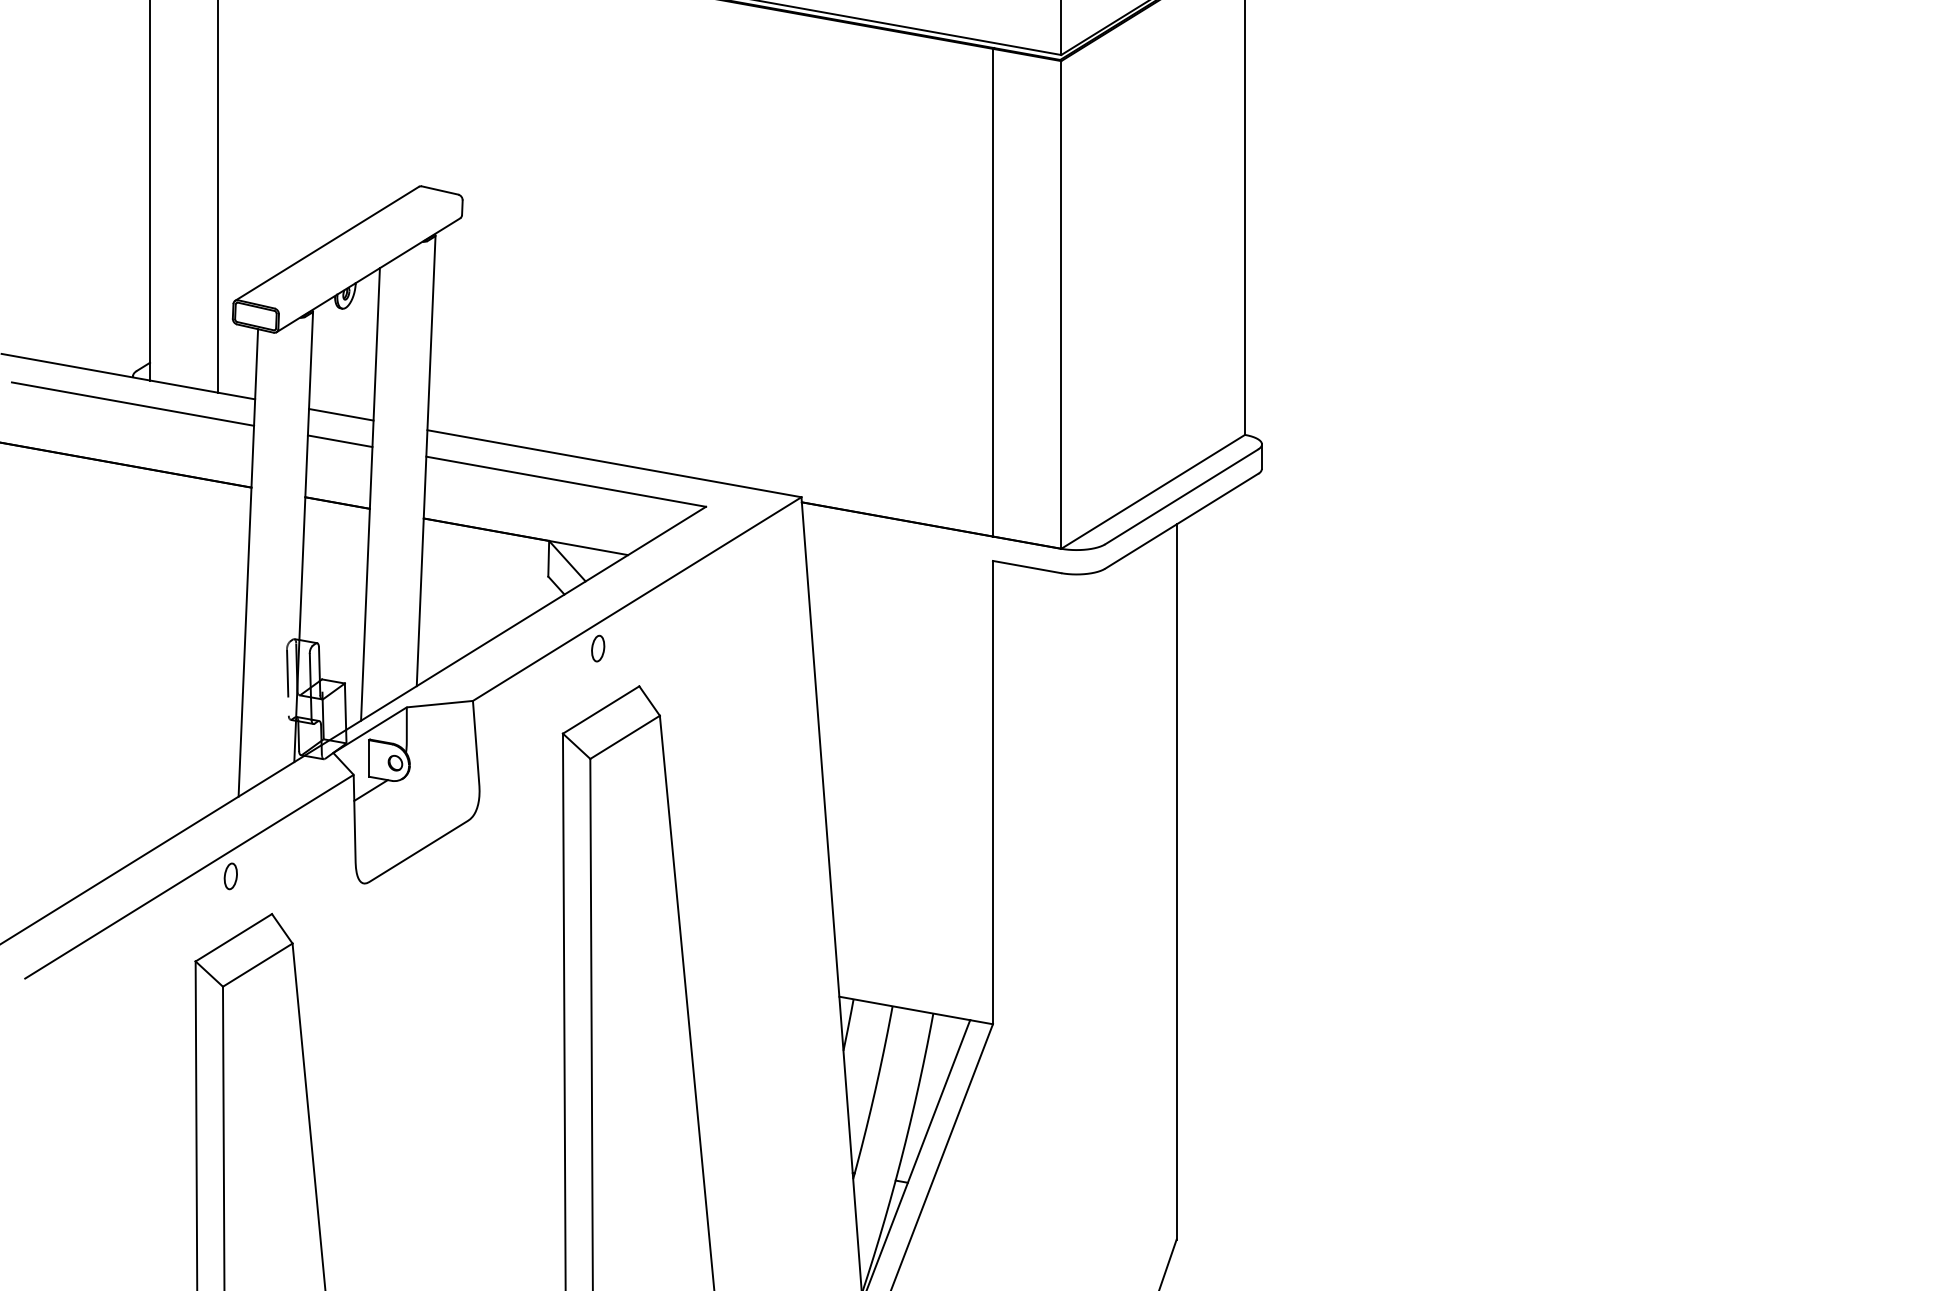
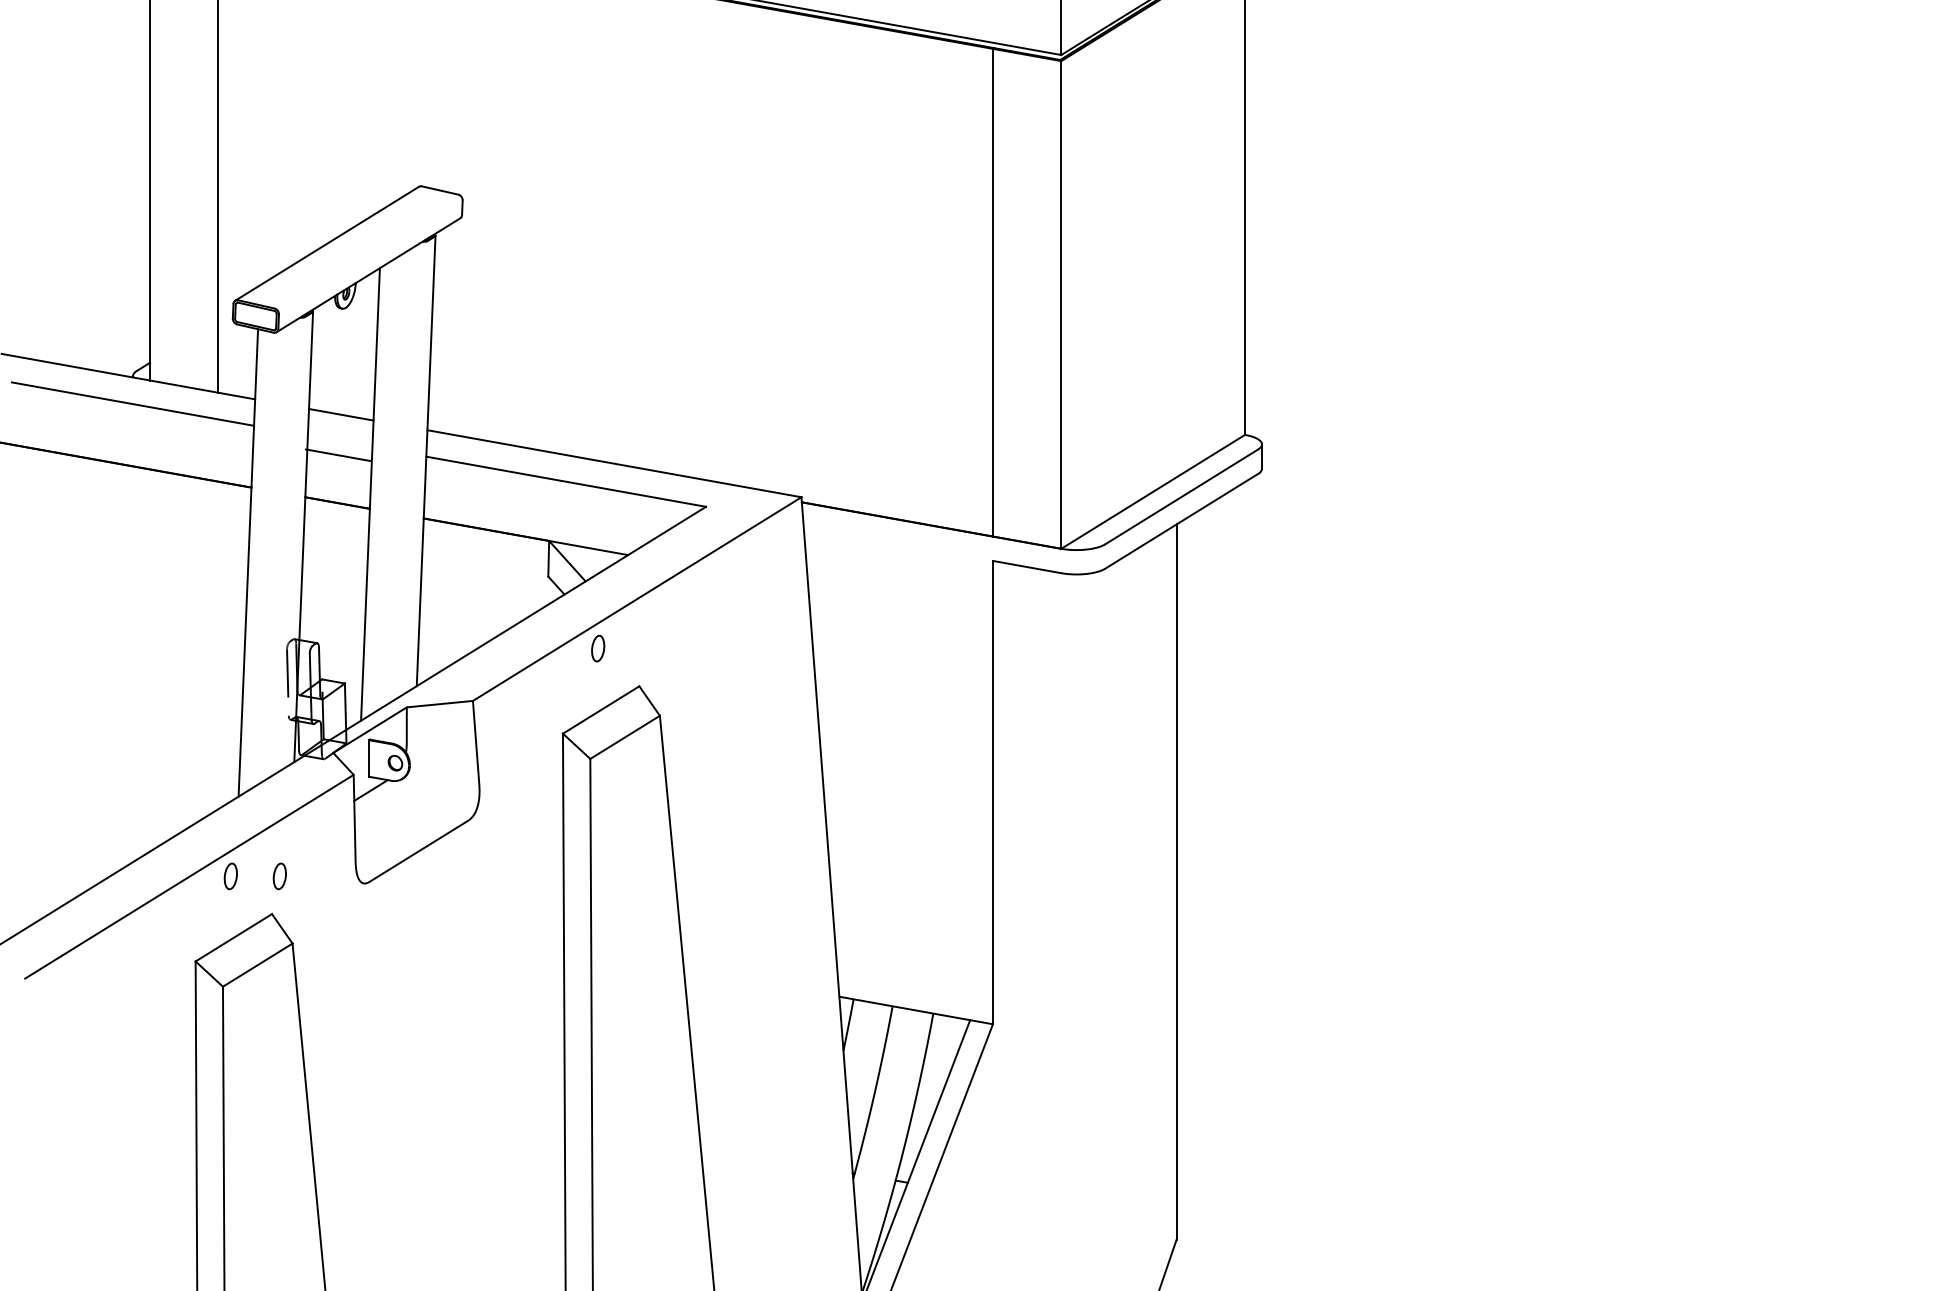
line position: (339, 441) -> (337, 455) (337, 455)
part: none -> present (279, 876)
